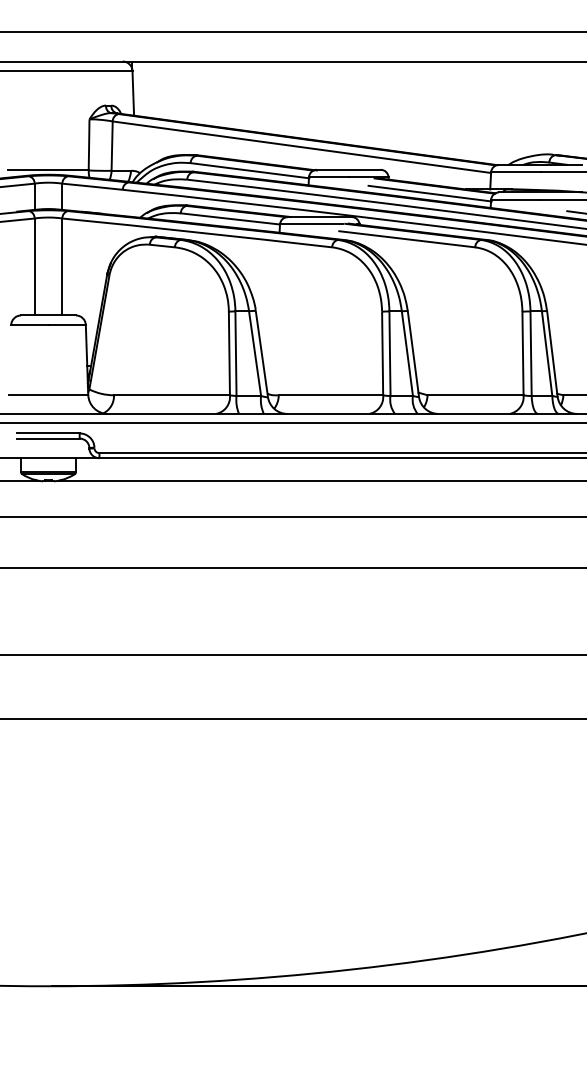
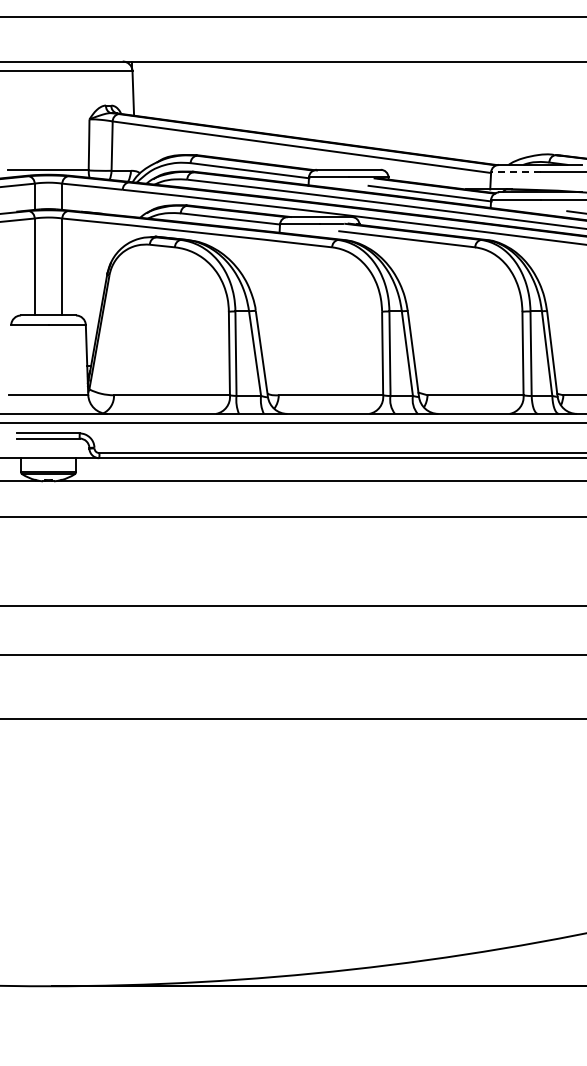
line position: (292, 31) -> (292, 16) (292, 16)
line: solid -> dashed (515, 172)
line position: (292, 567) -> (292, 605) (292, 605)
